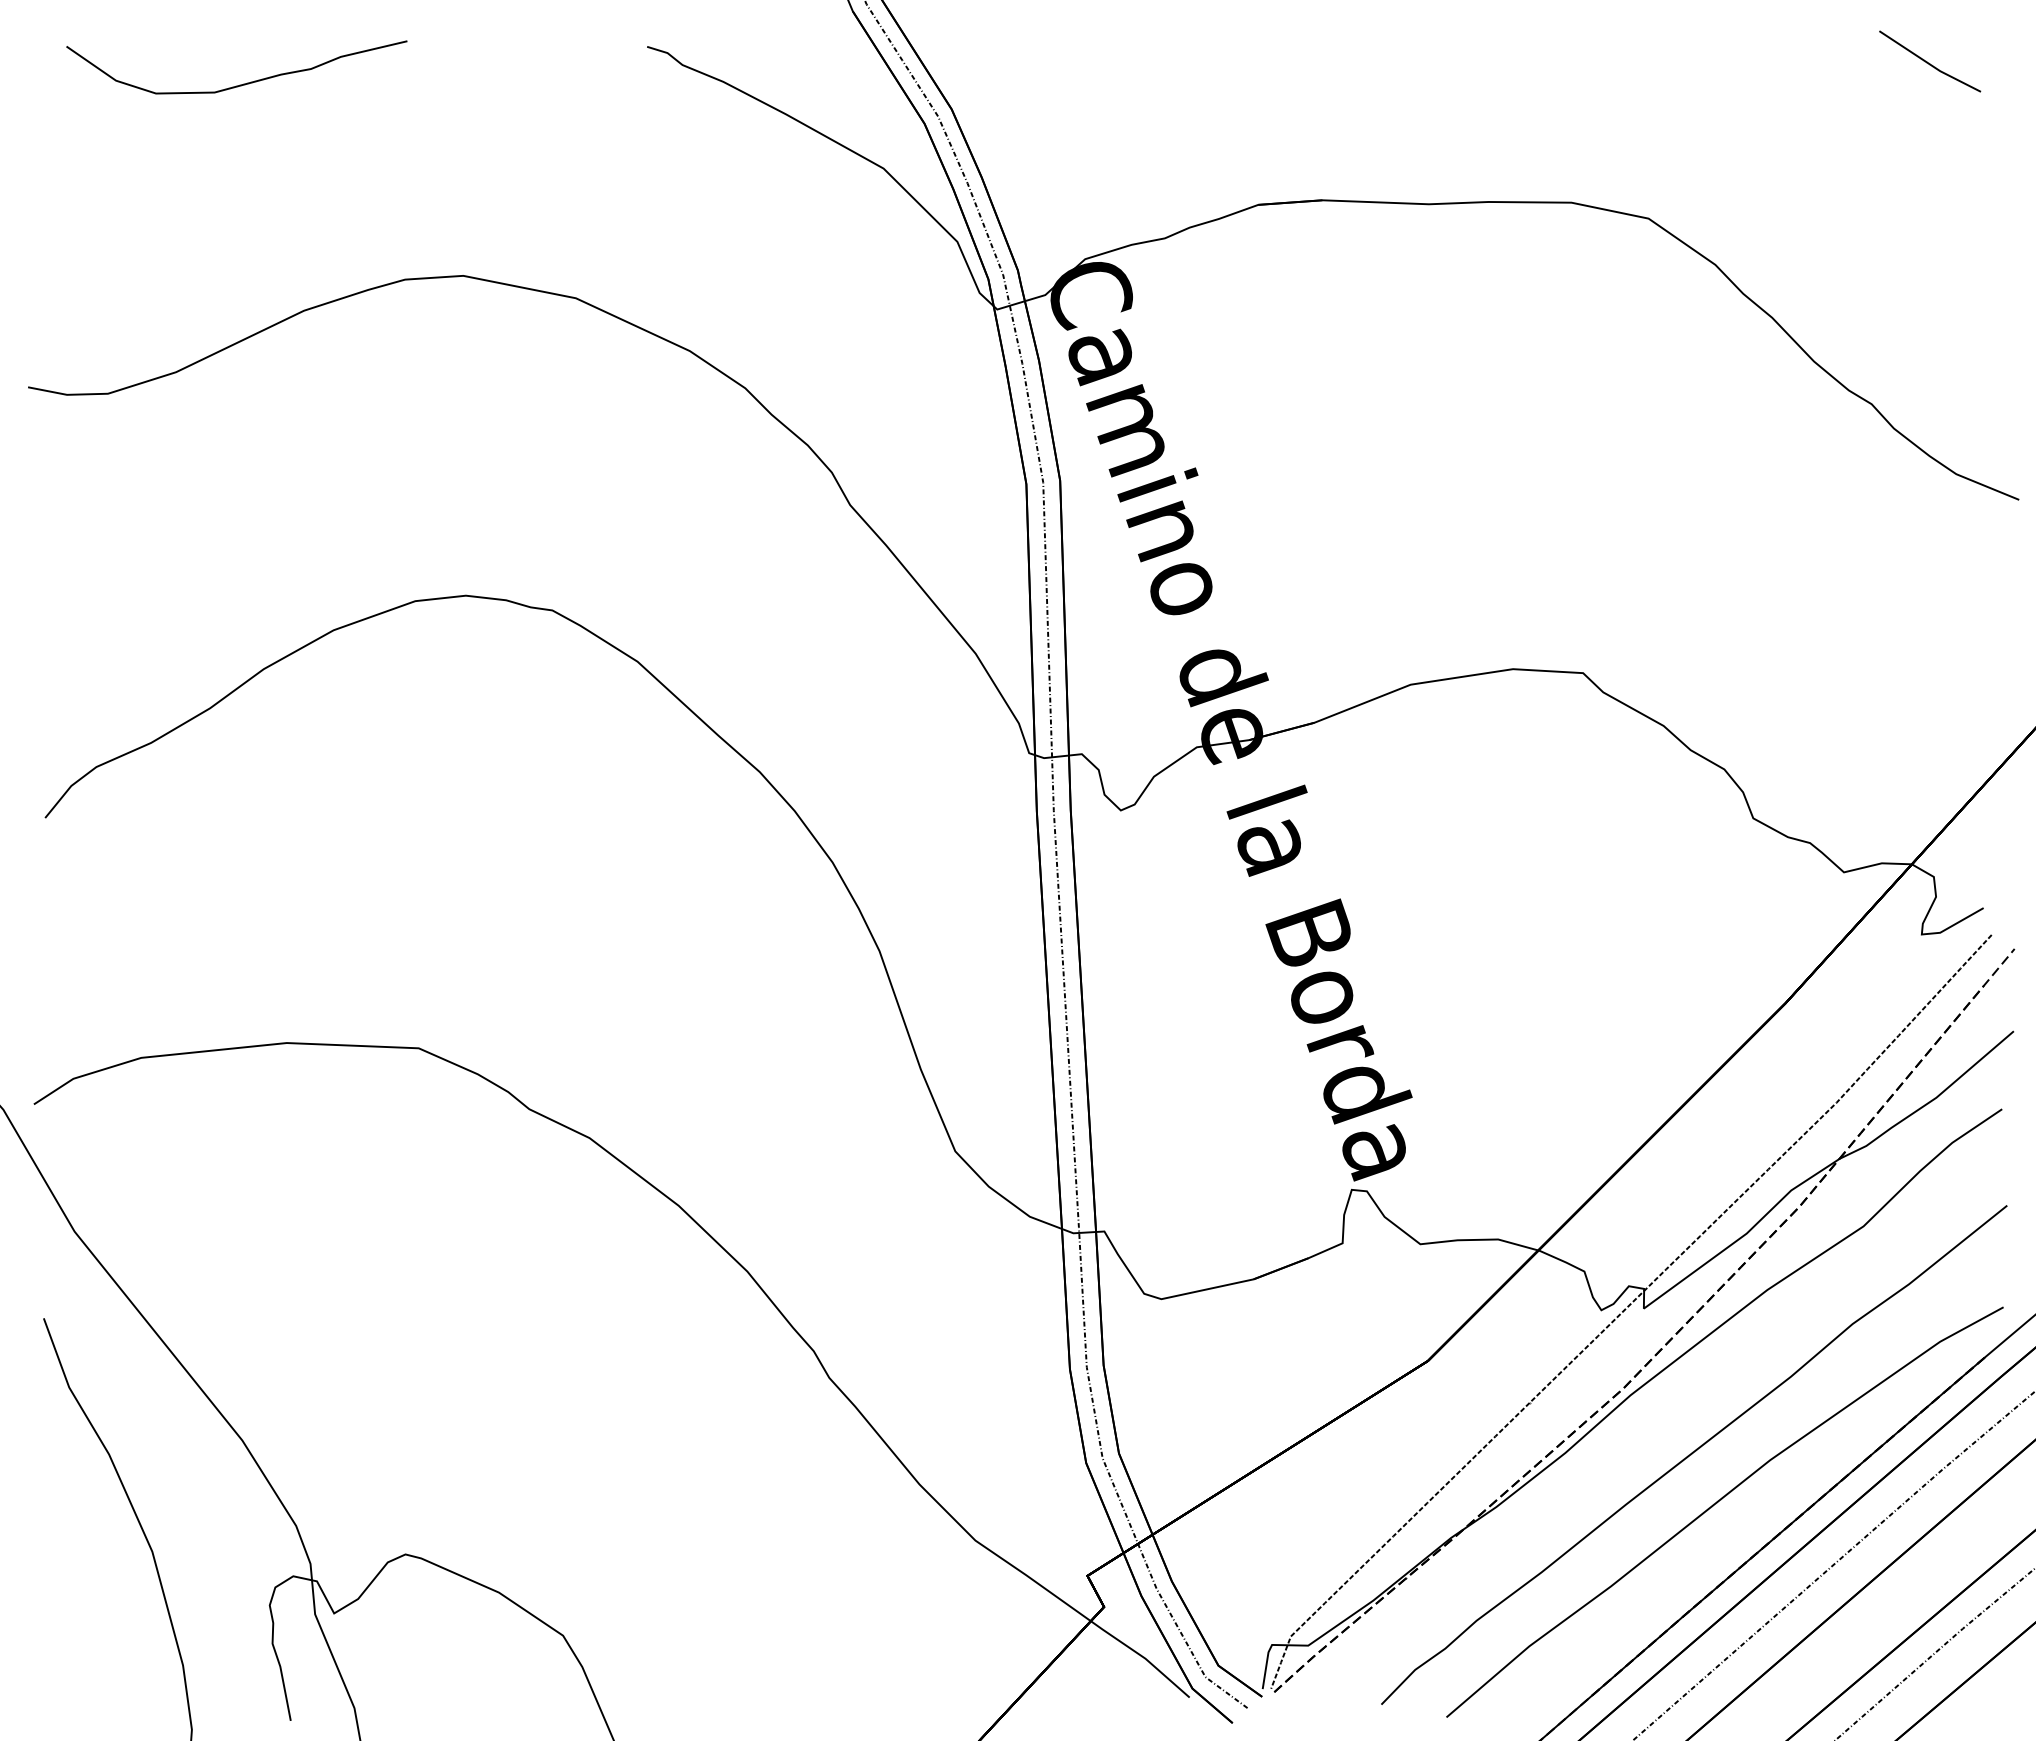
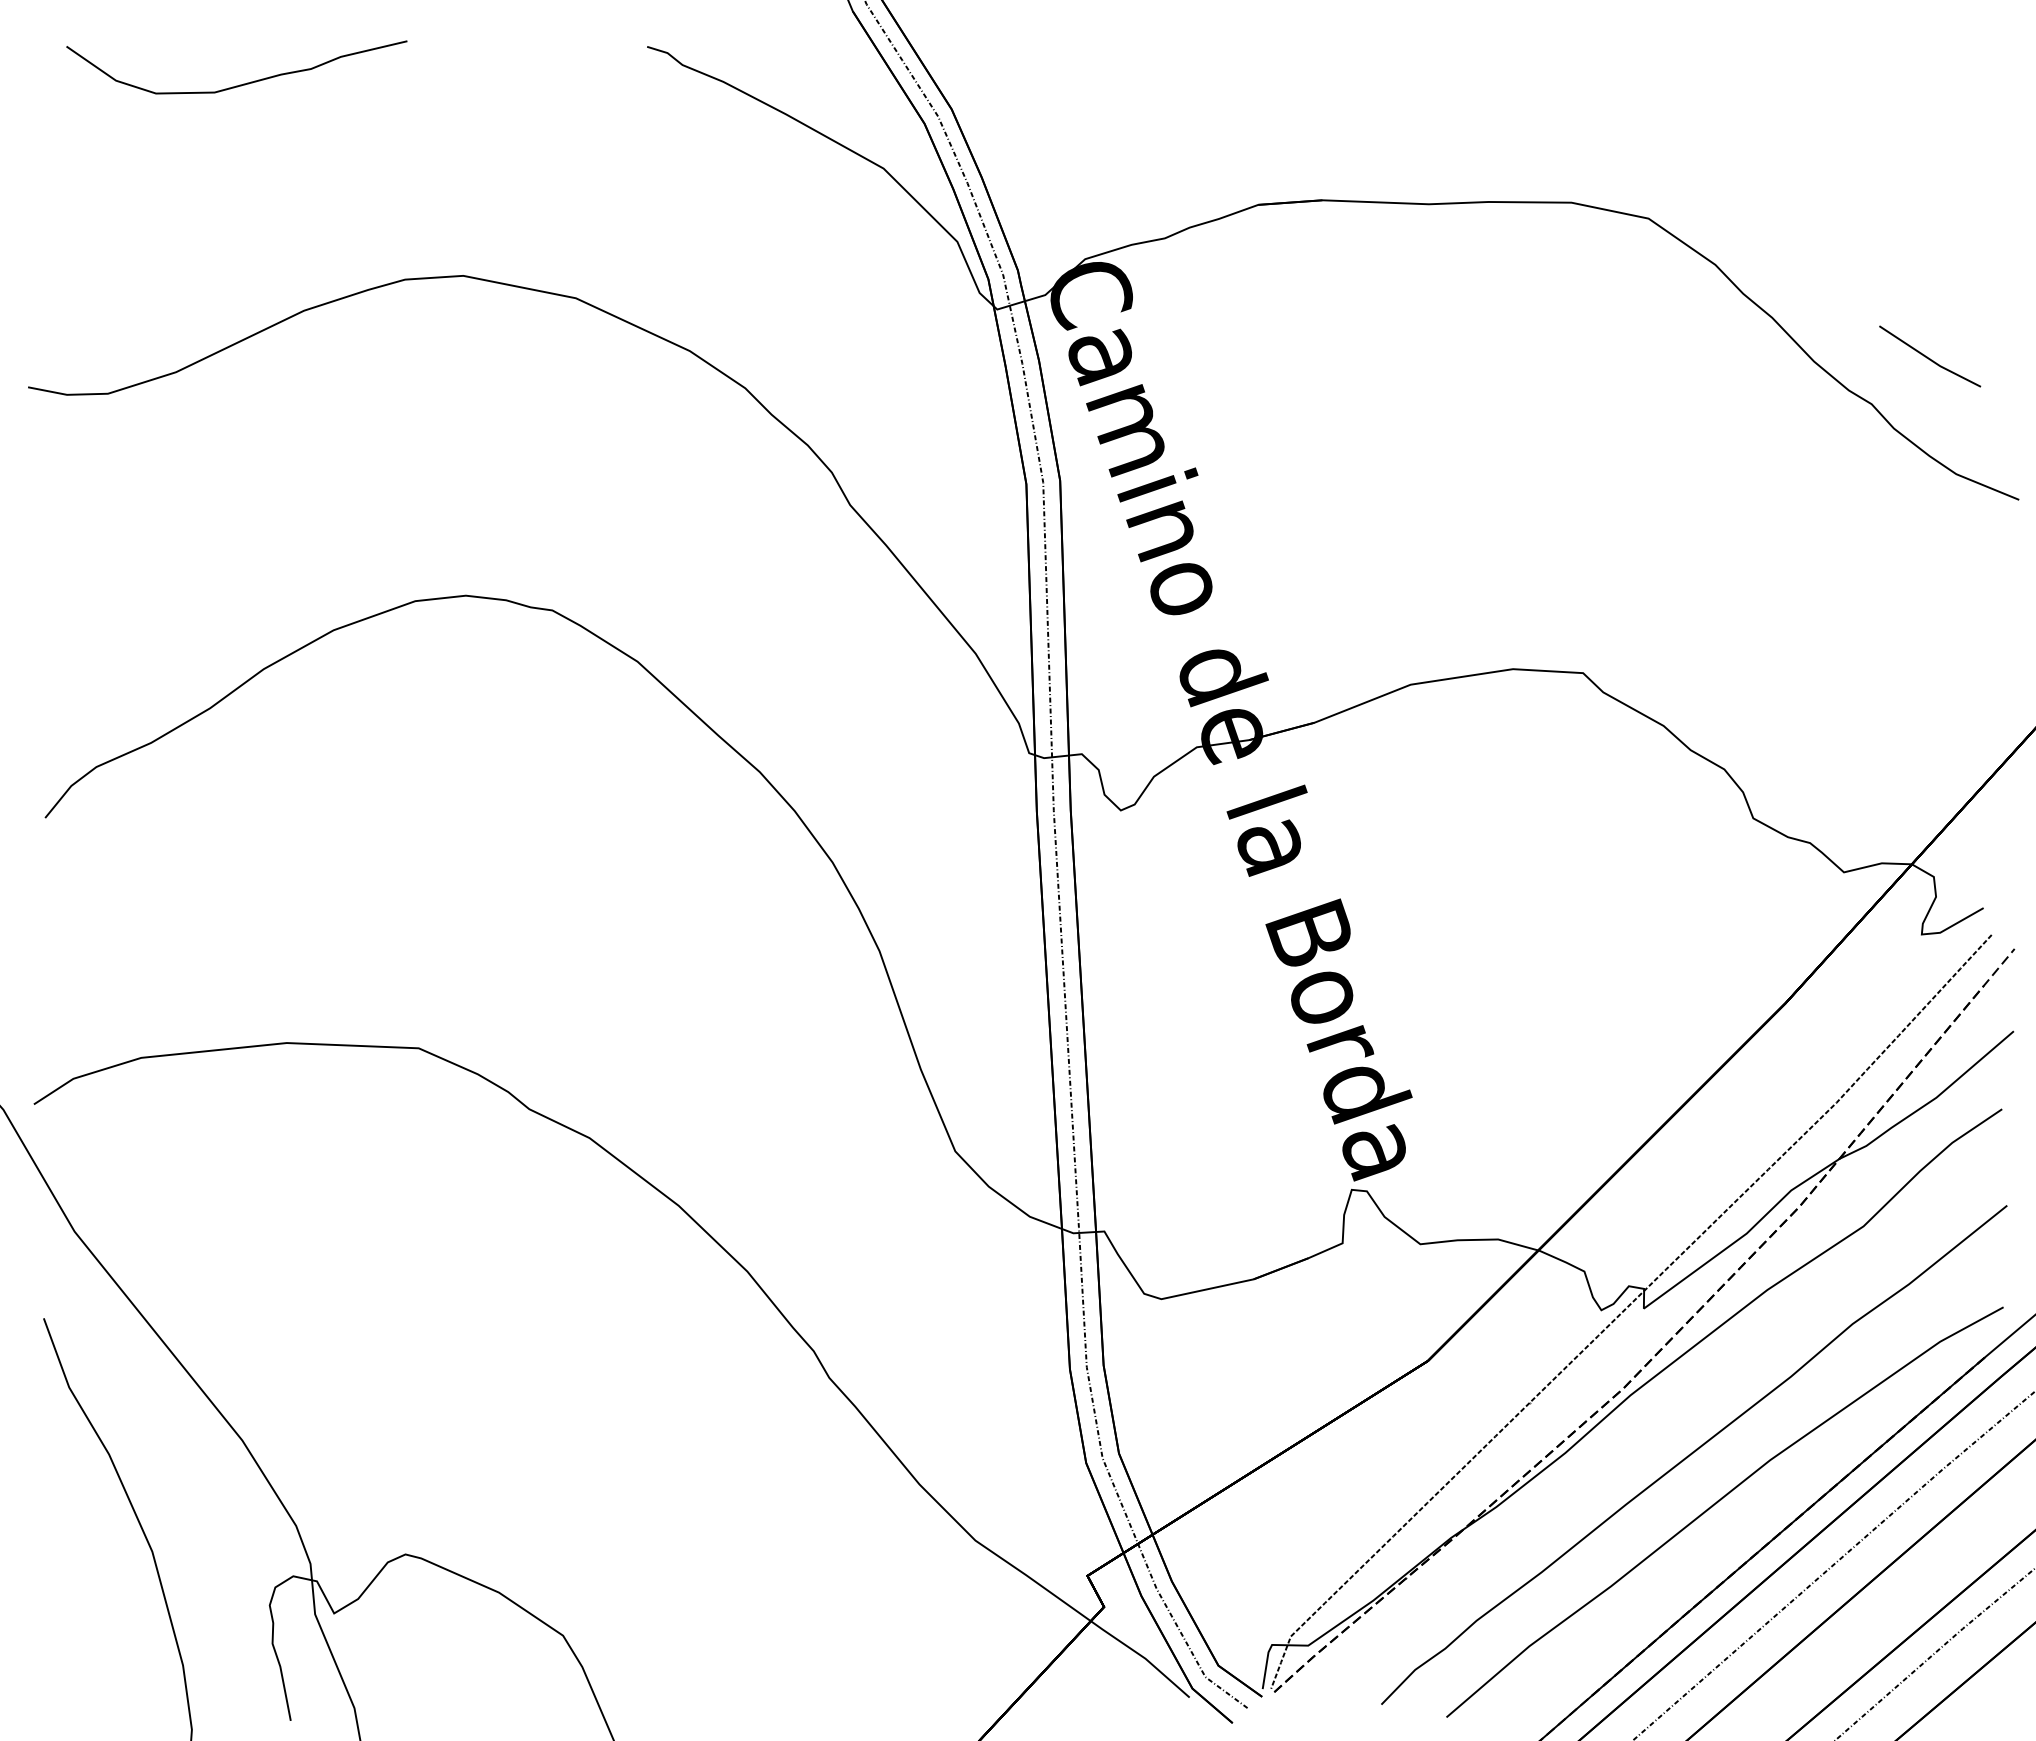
part position: (1930, 61) -> (1930, 356) (1930, 356)
